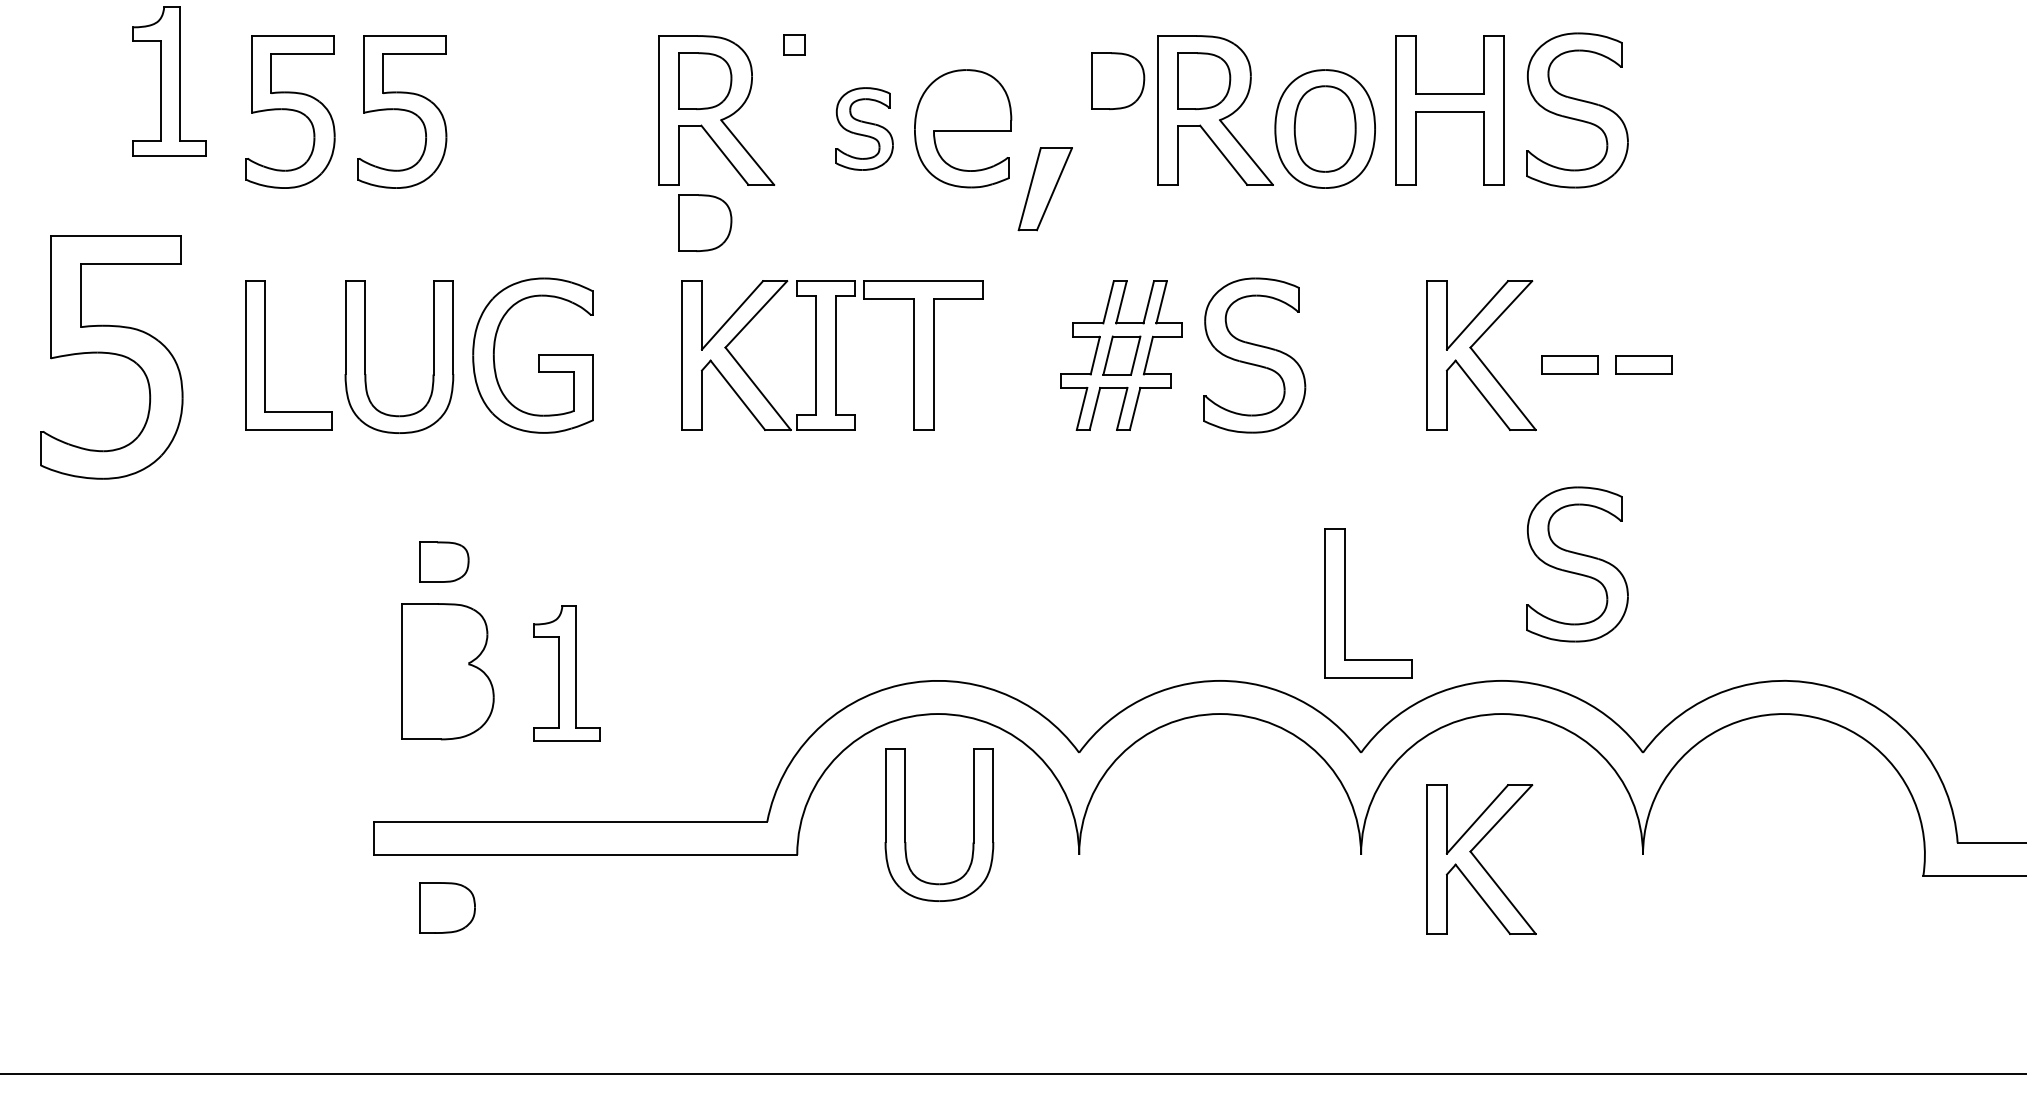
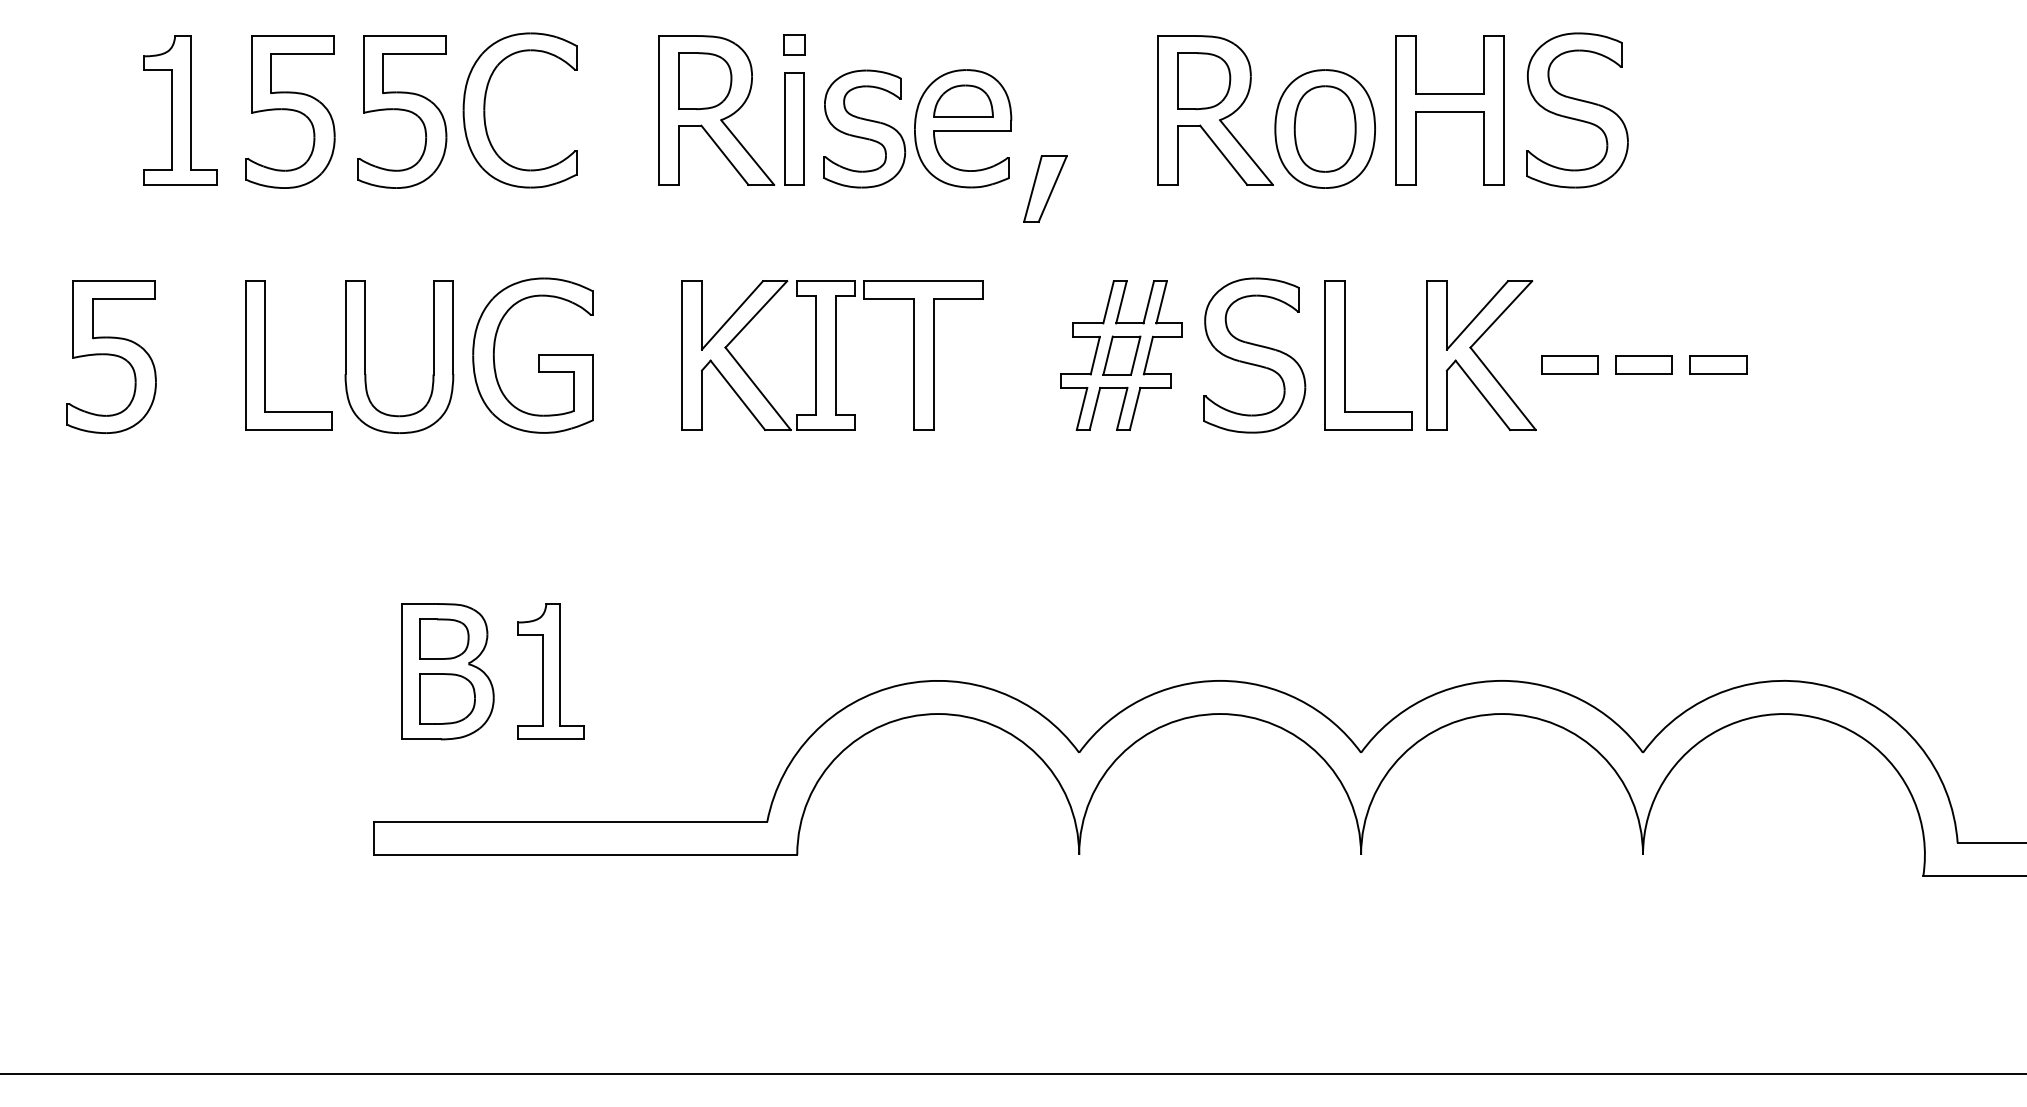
part: present -> none (1118, 80)
part position: (169, 81) -> (180, 110) (180, 110)
part: none -> present (963, 100)
part: none -> present (485, 110)
part: none -> present (794, 128)
part size: 59x84 px -> 83x120 px (864, 128)
part size: 56x85 px -> 45x68 px (1045, 188)
part: present -> none (705, 222)
part size: 144x245 px -> 91x154 px (111, 356)
part: none -> present (1718, 364)
part position: (444, 561) -> (444, 638) (444, 638)
part: present -> none (1577, 564)
part position: (1345, 603) -> (1345, 355) (1345, 355)
part position: (566, 673) -> (550, 671) (550, 671)
part: present -> none (905, 824)
part: present -> none (1481, 859)
part position: (447, 907) -> (447, 698) (447, 698)
